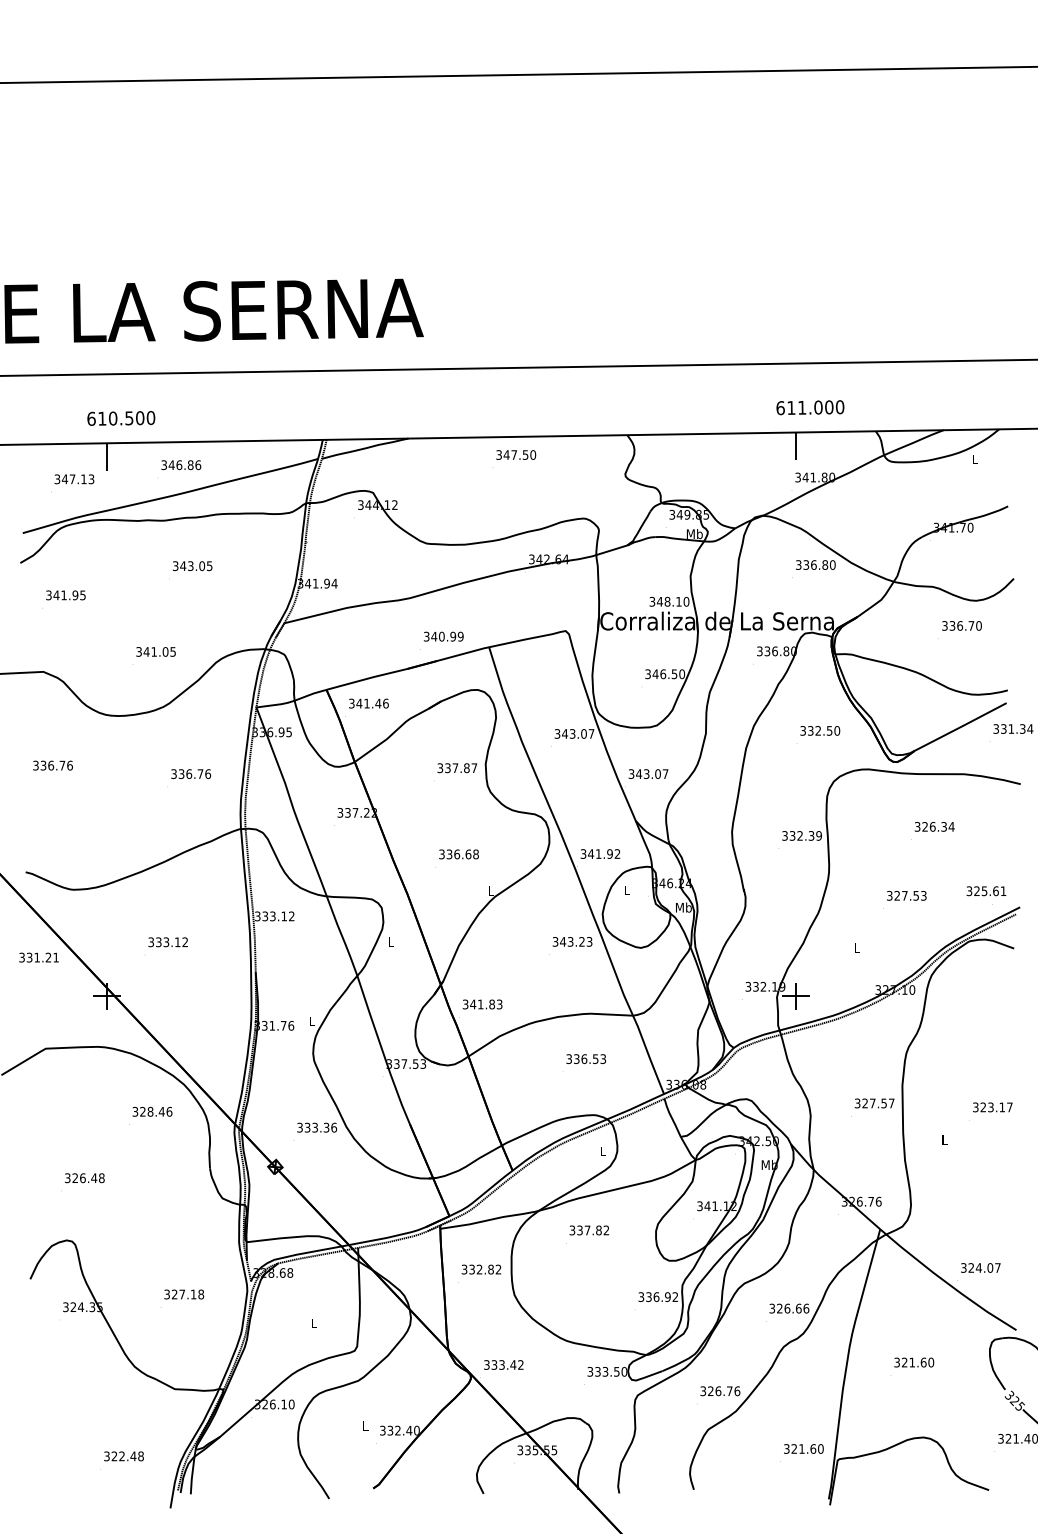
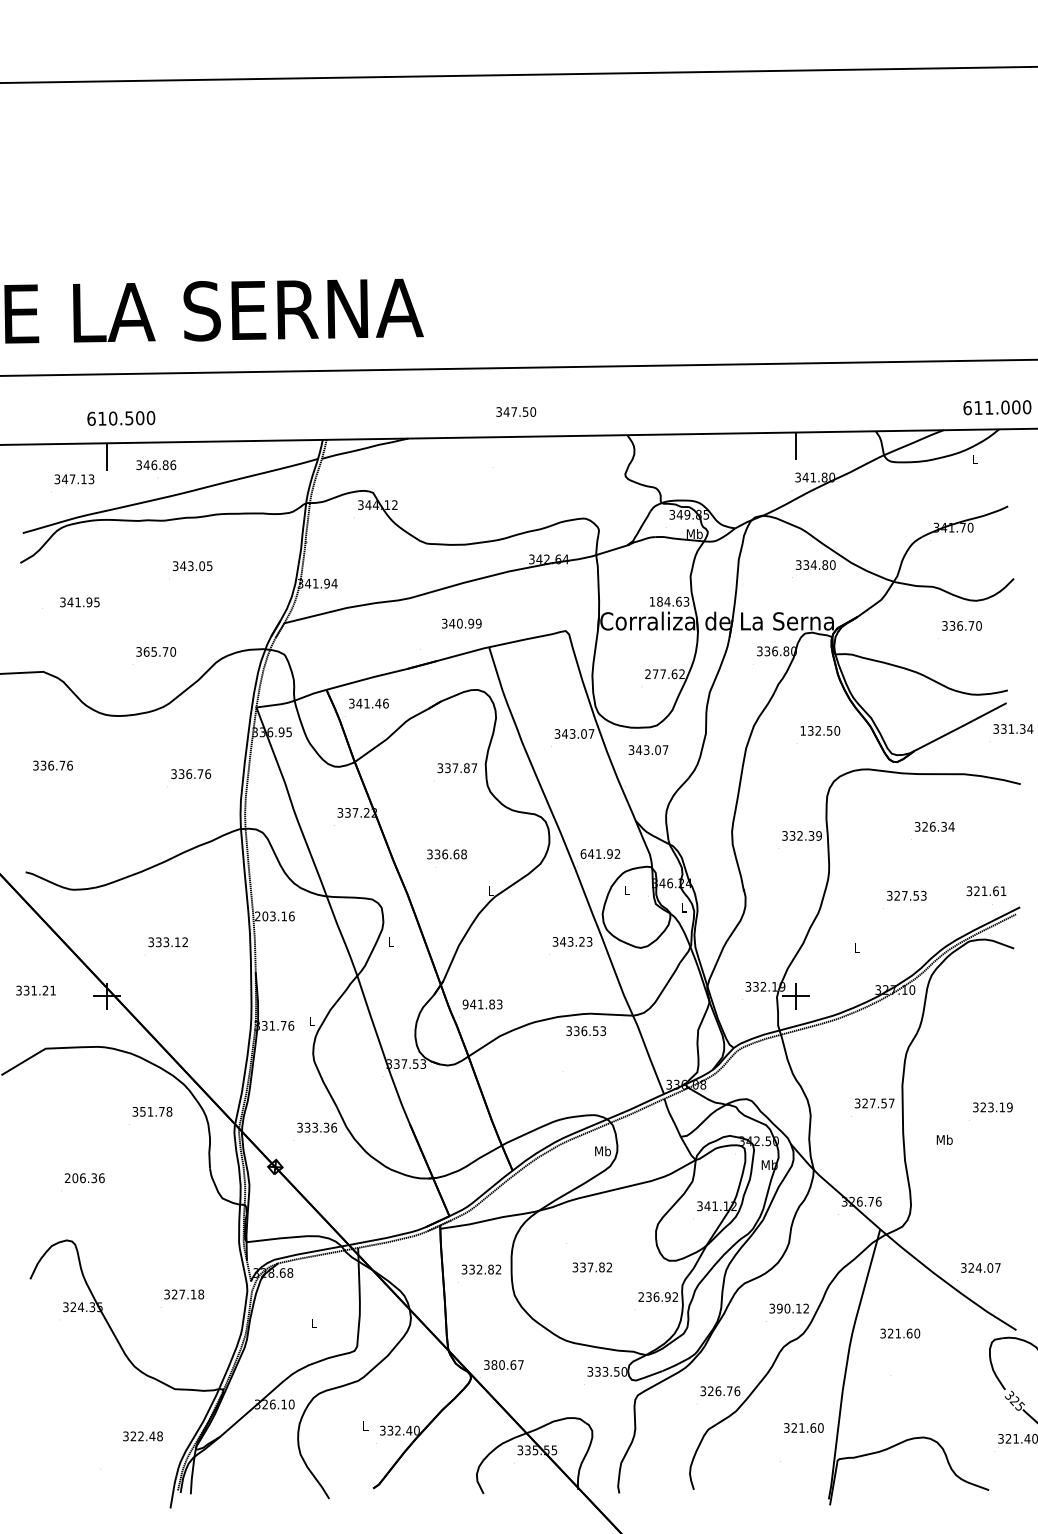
text position: (810, 407) -> (997, 407) (997, 407)
text position: (516, 454) -> (516, 411) (516, 411)
text position: (181, 465) -> (156, 465) (156, 465)
text: 336.80 -> 334.80 (813, 564)
text position: (65, 595) -> (79, 602) (79, 602)
text: 348.10 -> 184.63 (669, 601)
text position: (443, 636) -> (461, 623) (461, 623)
text: 341.05 -> 365.70 (159, 651)
text: 346.50 -> 277.62 (665, 674)
text: 332.50 -> 132.50 (802, 730)
text position: (648, 773) -> (648, 749) (648, 749)
text: 341.92 -> 641.92 (583, 853)
text position: (458, 854) -> (446, 854) (446, 854)
text: 325.61 -> 321.61 (984, 891)
text: Mb -> L (683, 907)
text: 333.12 -> 203.16 (274, 916)
text position: (38, 957) -> (35, 990) (35, 990)
text: 341.83 -> 941.83 (465, 1004)
text position: (586, 1058) -> (586, 1030) (586, 1030)
text: 323.17 -> 323.19 (1009, 1107)
text: 328.46 -> 351.78 (156, 1111)
text: L -> Mb (944, 1139)
text: L -> Mb (602, 1151)
text: 326.48 -> 206.36 (84, 1178)
text position: (588, 1230) -> (591, 1267) (591, 1267)
text: 336.92 -> 236.92 (641, 1297)
text: 326.66 -> 390.12 (793, 1308)
text position: (914, 1362) -> (900, 1333) (900, 1333)
text: 333.42 -> 380.67 (507, 1364)
text position: (803, 1448) -> (803, 1427) (803, 1427)
text position: (123, 1456) -> (142, 1436) (142, 1436)
